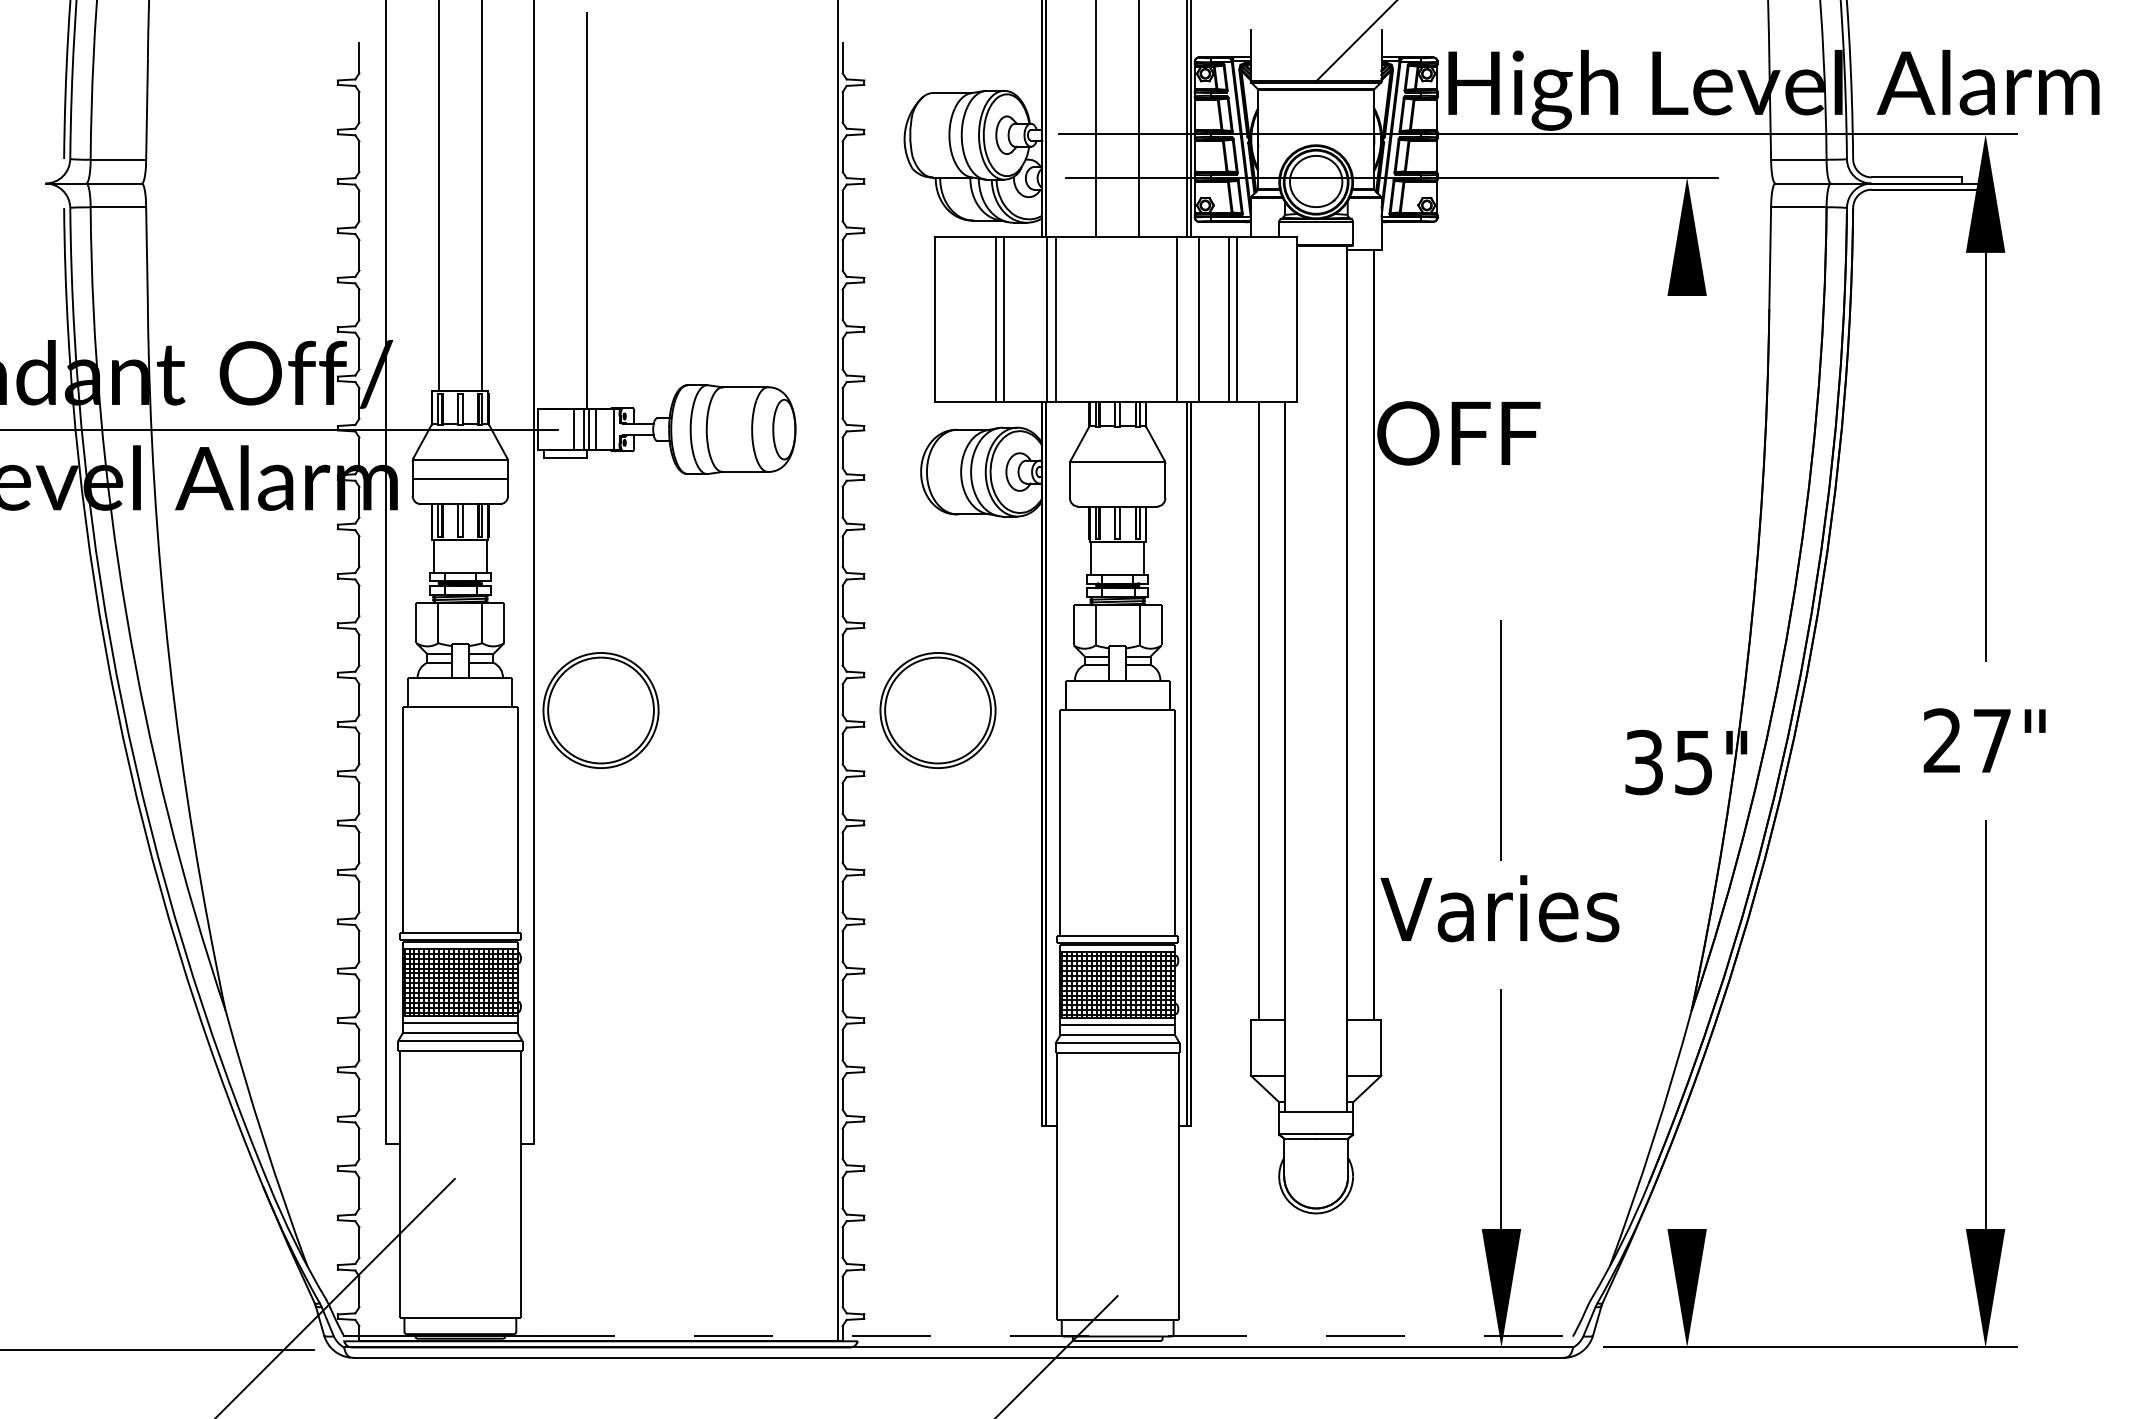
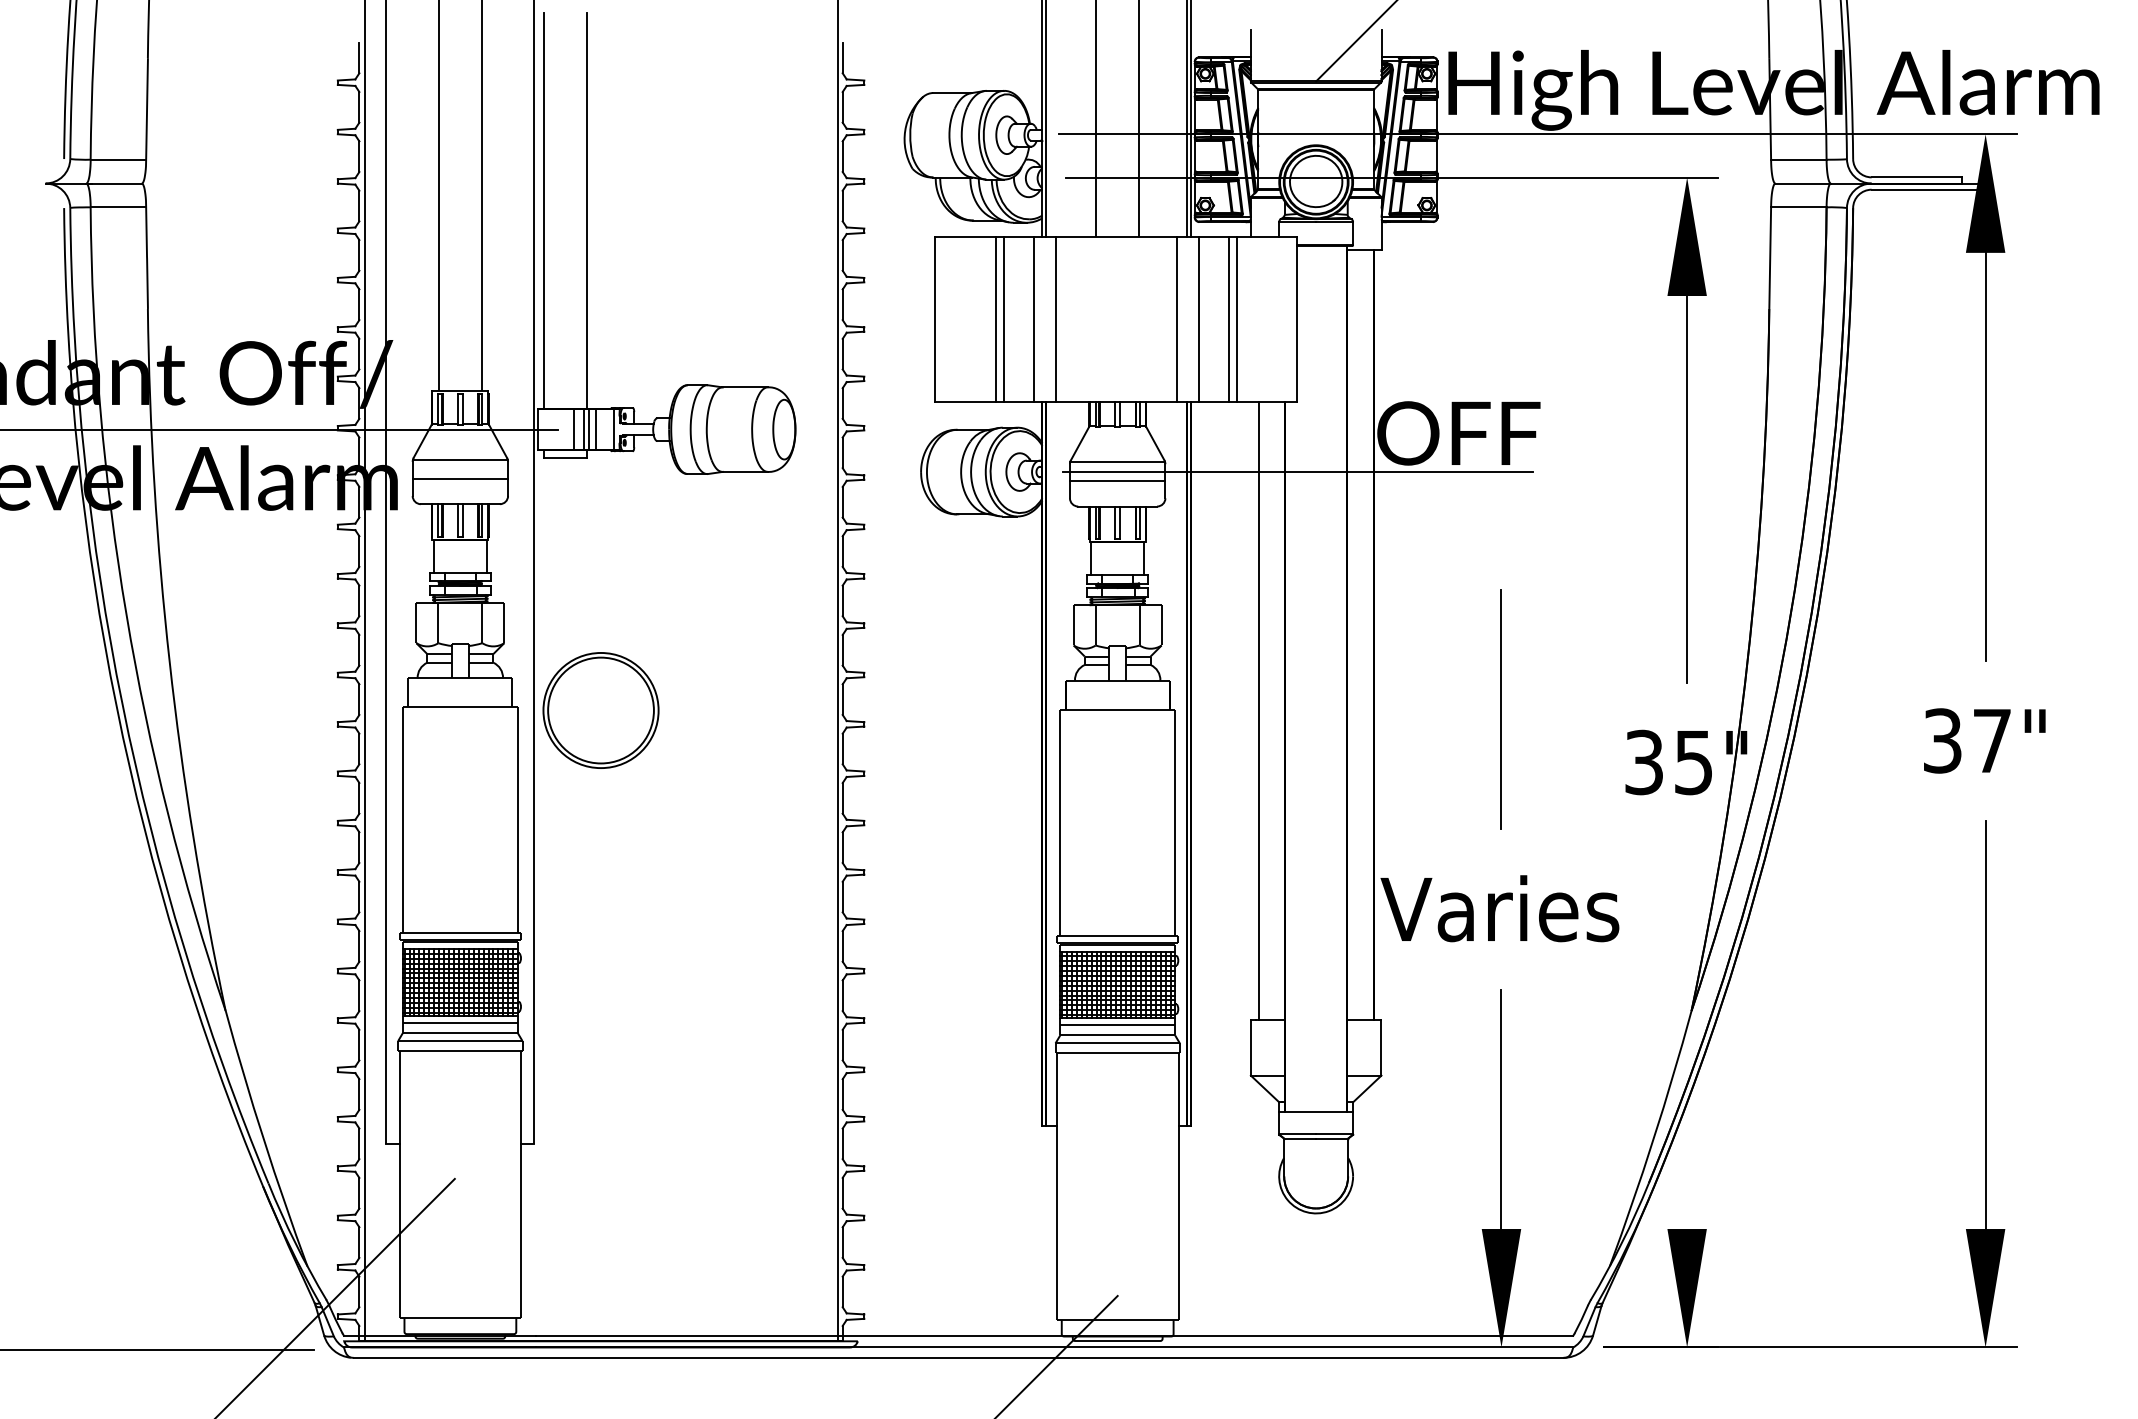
line: none -> present (543, 211)
line position: (1047, 319) -> (1034, 319) (1034, 319)
line: none -> present (1297, 471)
line: none -> present (1117, 481)
line: none -> present (1687, 489)
line: none -> present (364, 671)
part: present -> none (937, 710)
line position: (1500, 740) -> (1500, 709) (1500, 709)
text: 27" -> 37" (1942, 740)
line: dashed -> solid (1055, 1335)
